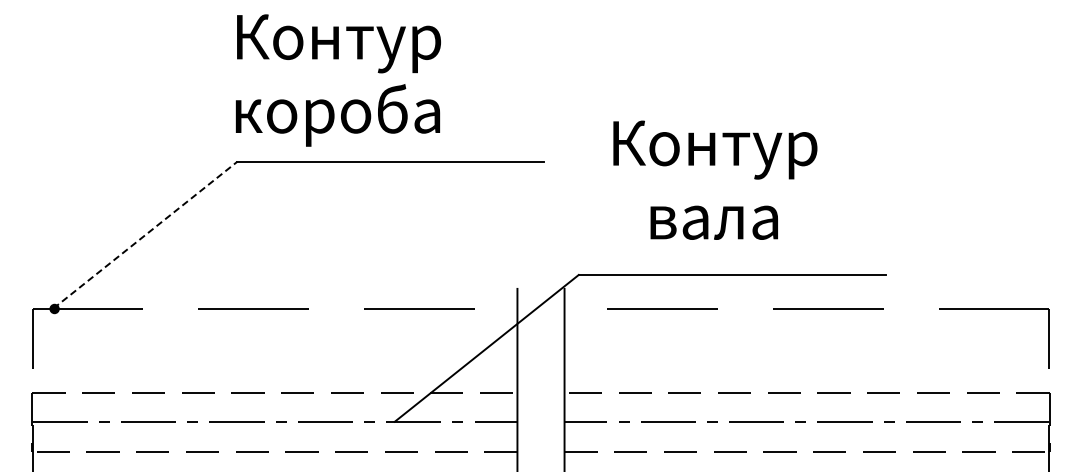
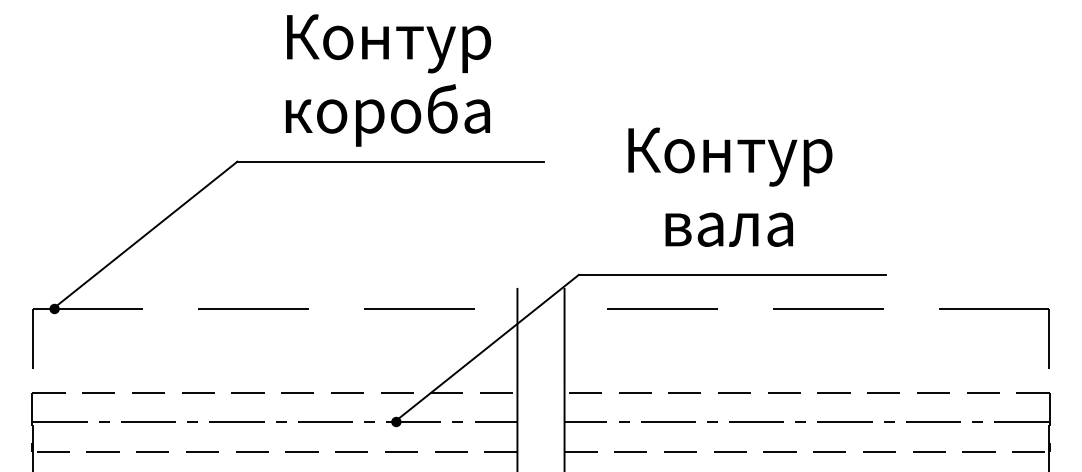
text position: (337, 80) -> (387, 80) (387, 80)
text position: (715, 179) -> (730, 186) (730, 186)
line: dashed -> solid (145, 235)
fill: none -> present (396, 421)
